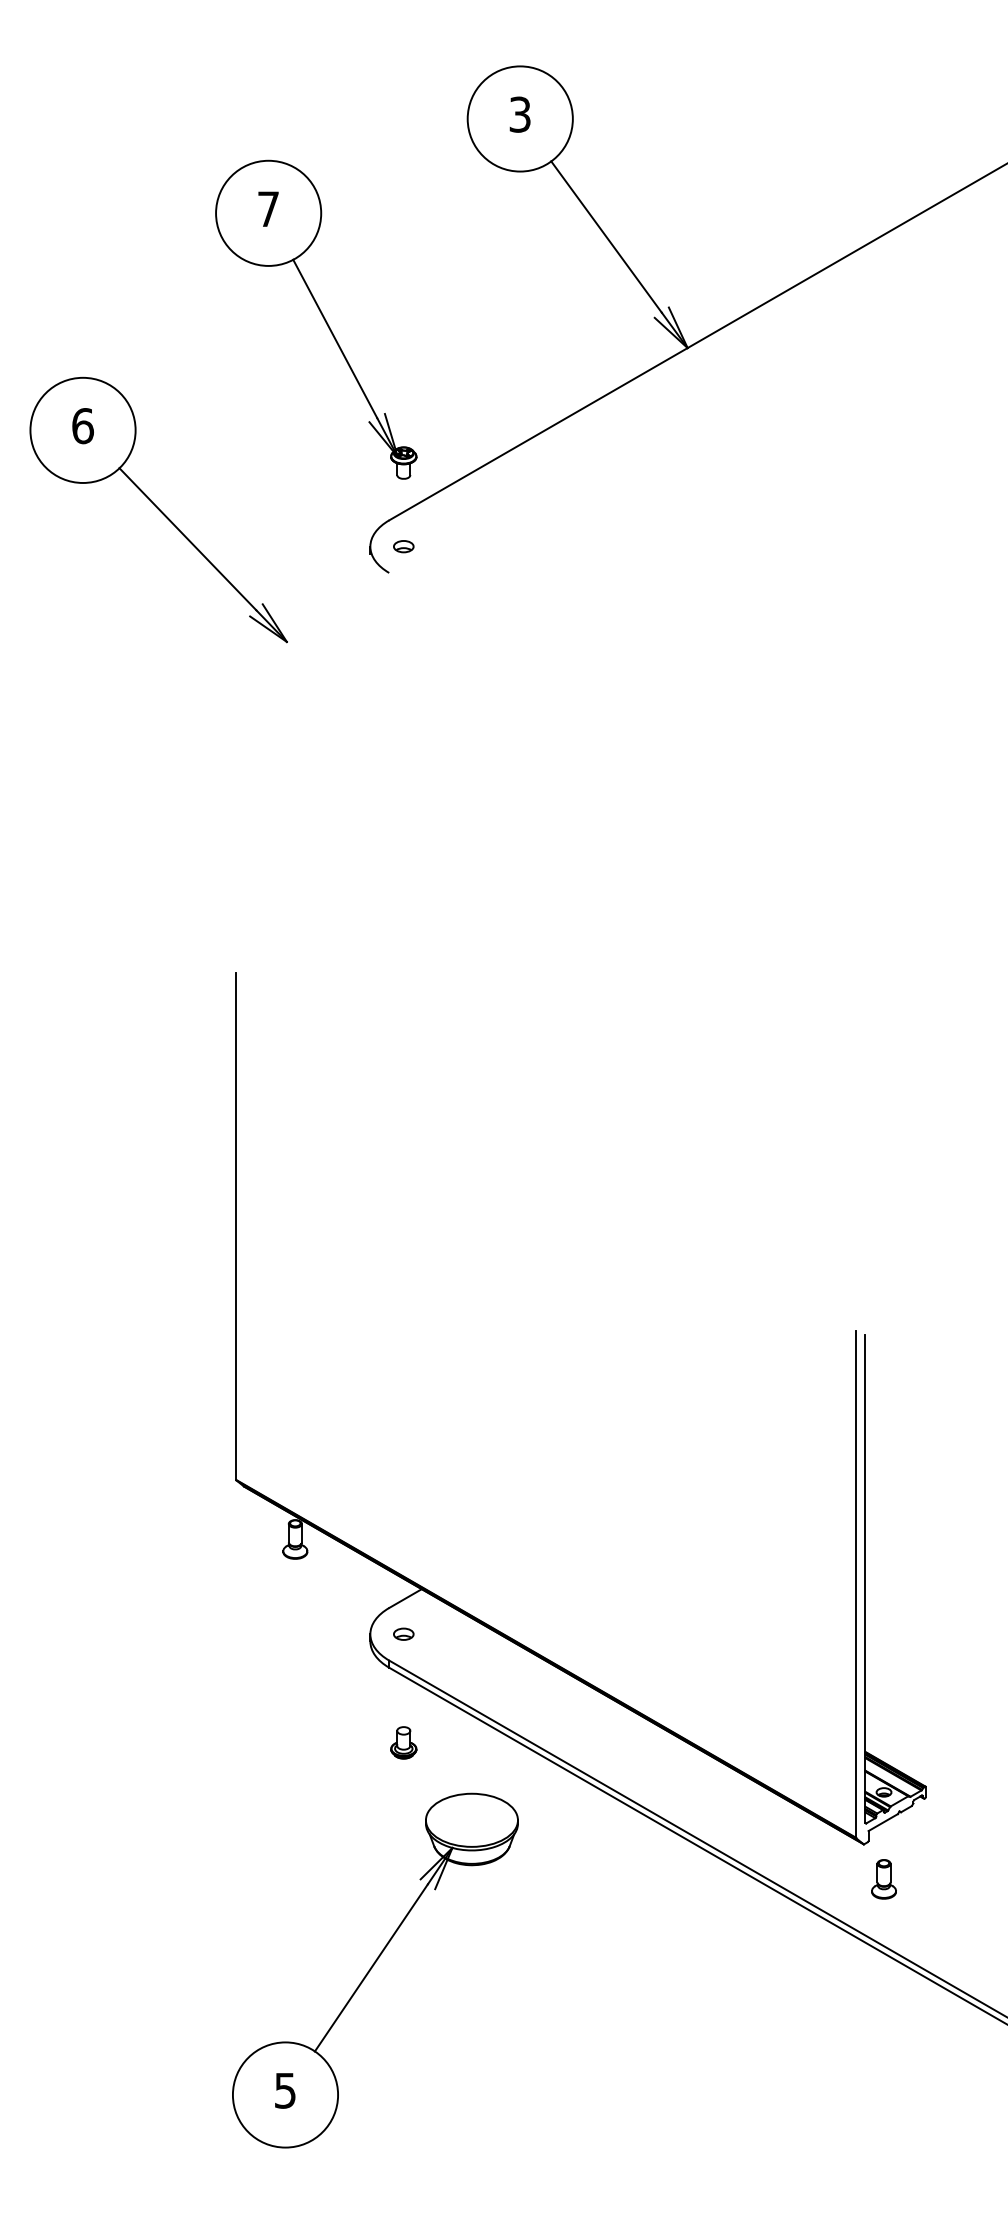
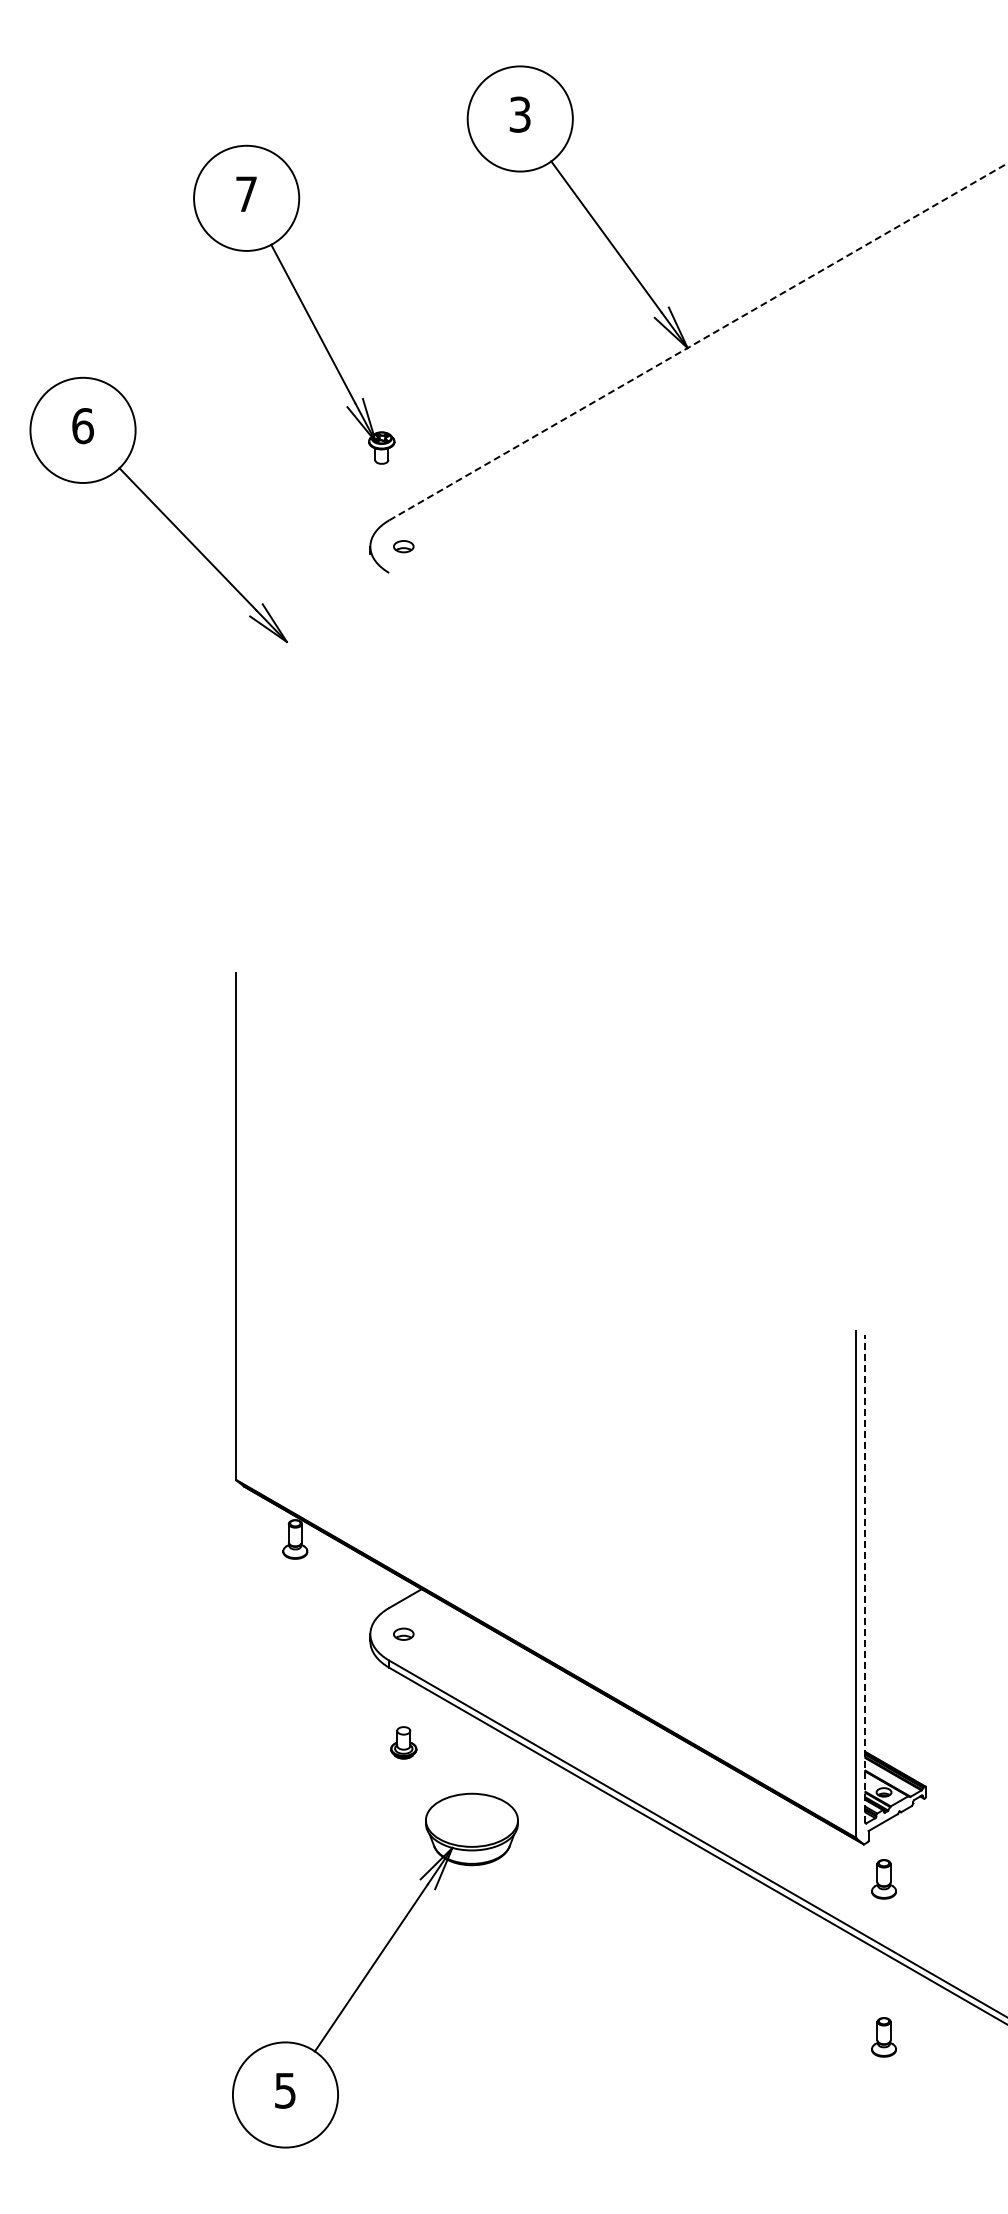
part position: (322, 317) -> (300, 302) (300, 302)
line: solid -> dashed (698, 341)
line: solid -> dashed (865, 1578)
part: none -> present (883, 2037)
